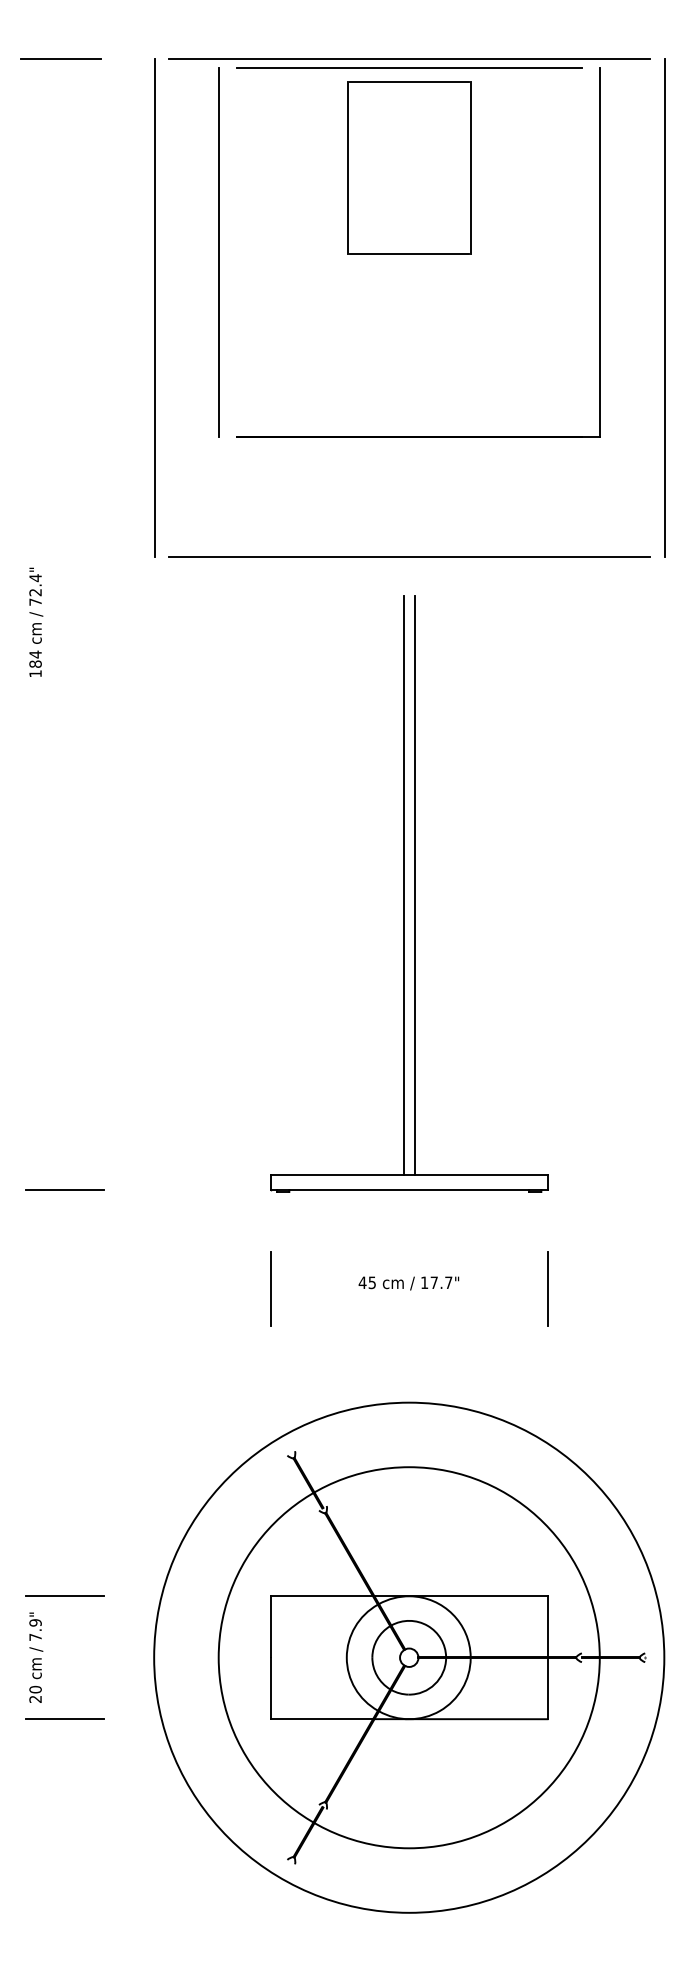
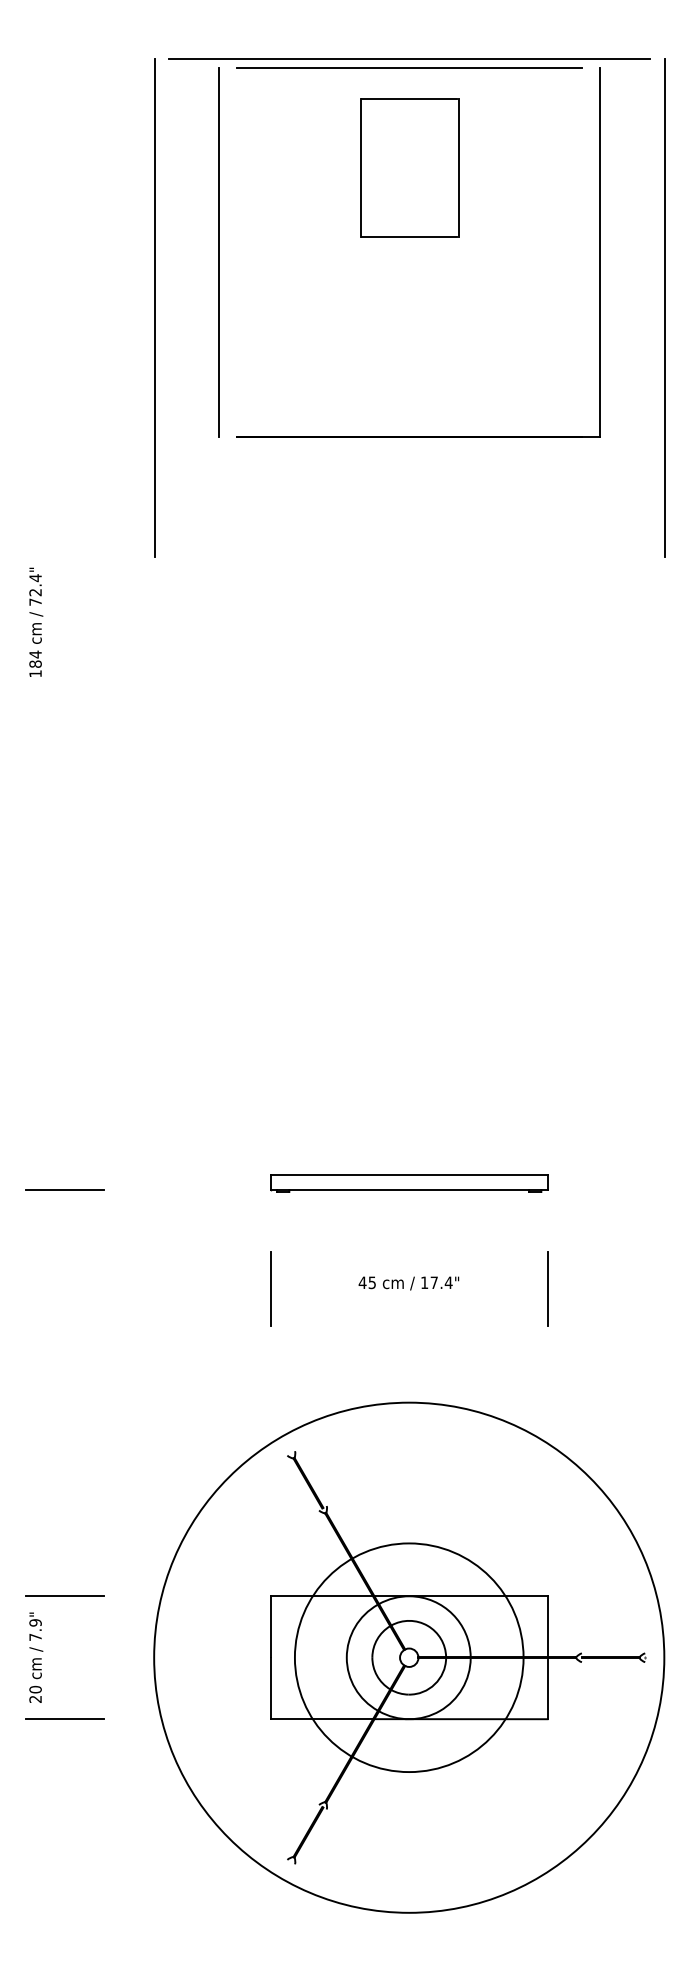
line: present -> none (60, 59)
part size: 125x174 px -> 100x140 px (409, 167)
line: present -> none (409, 557)
line: present -> none (403, 884)
line: present -> none (414, 884)
text: 17.7" -> 17.4" (448, 1282)
circle diameter: 381 px -> 229 px (408, 1657)
